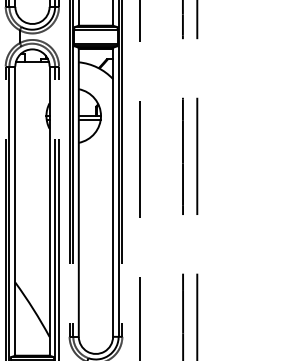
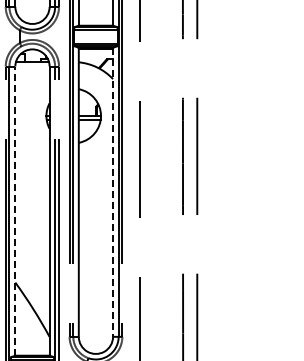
line: solid -> dashed (113, 192)
line: solid -> dashed (15, 211)
